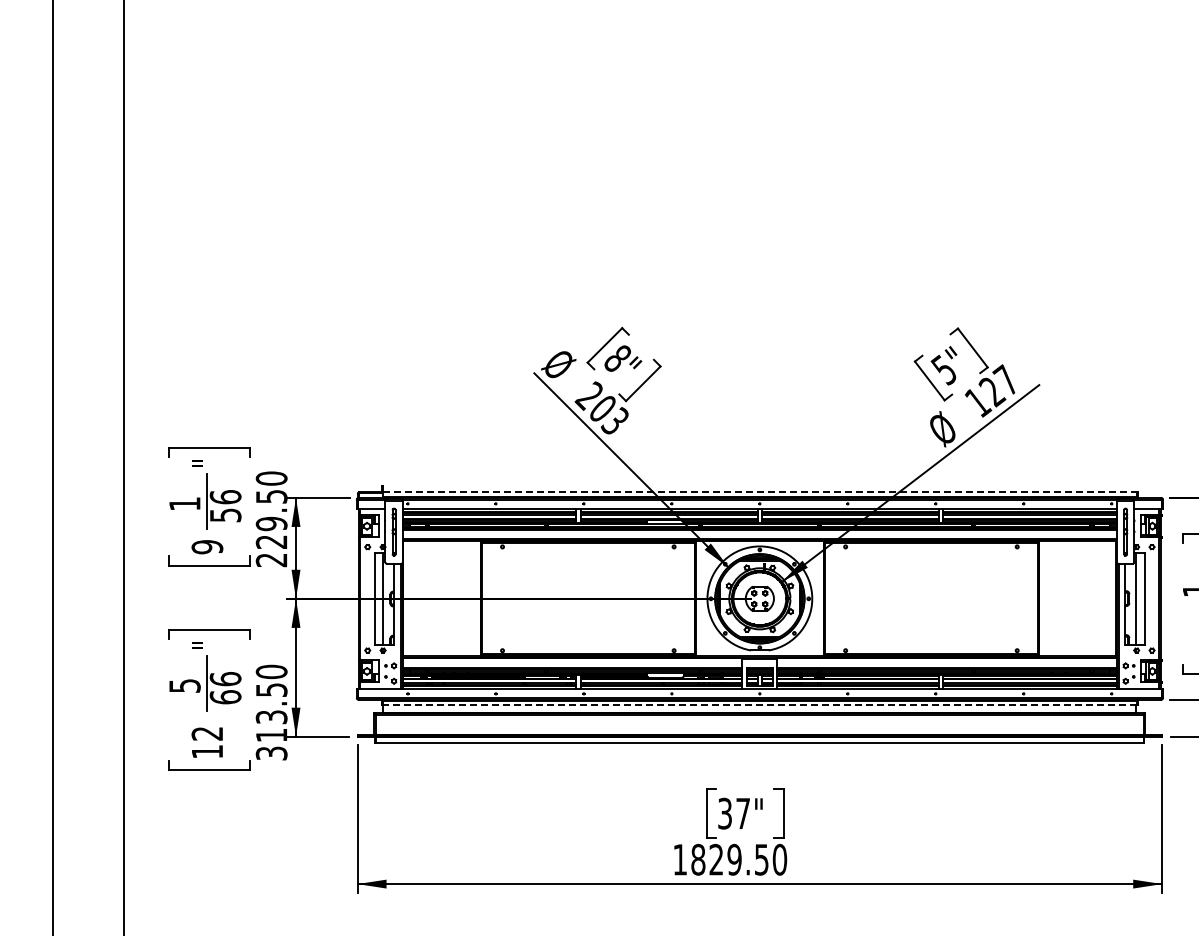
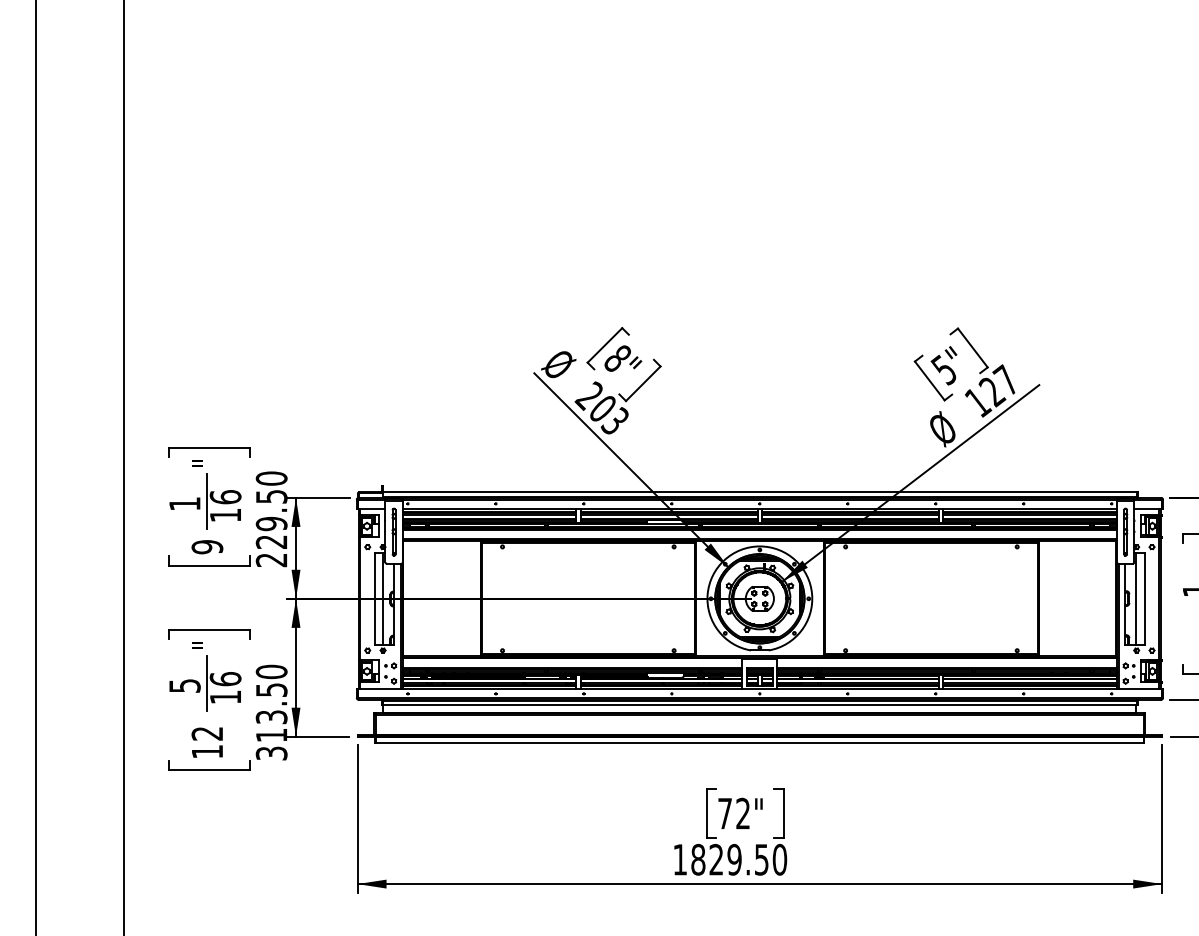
line position: (52, 467) -> (35, 467) (35, 467)
line: dashed -> solid (760, 492)
text: 56 -> 16 (225, 515)
text: 66 -> 16 (225, 697)
line: dashed -> solid (759, 705)
text: 37" -> 72" (733, 813)
